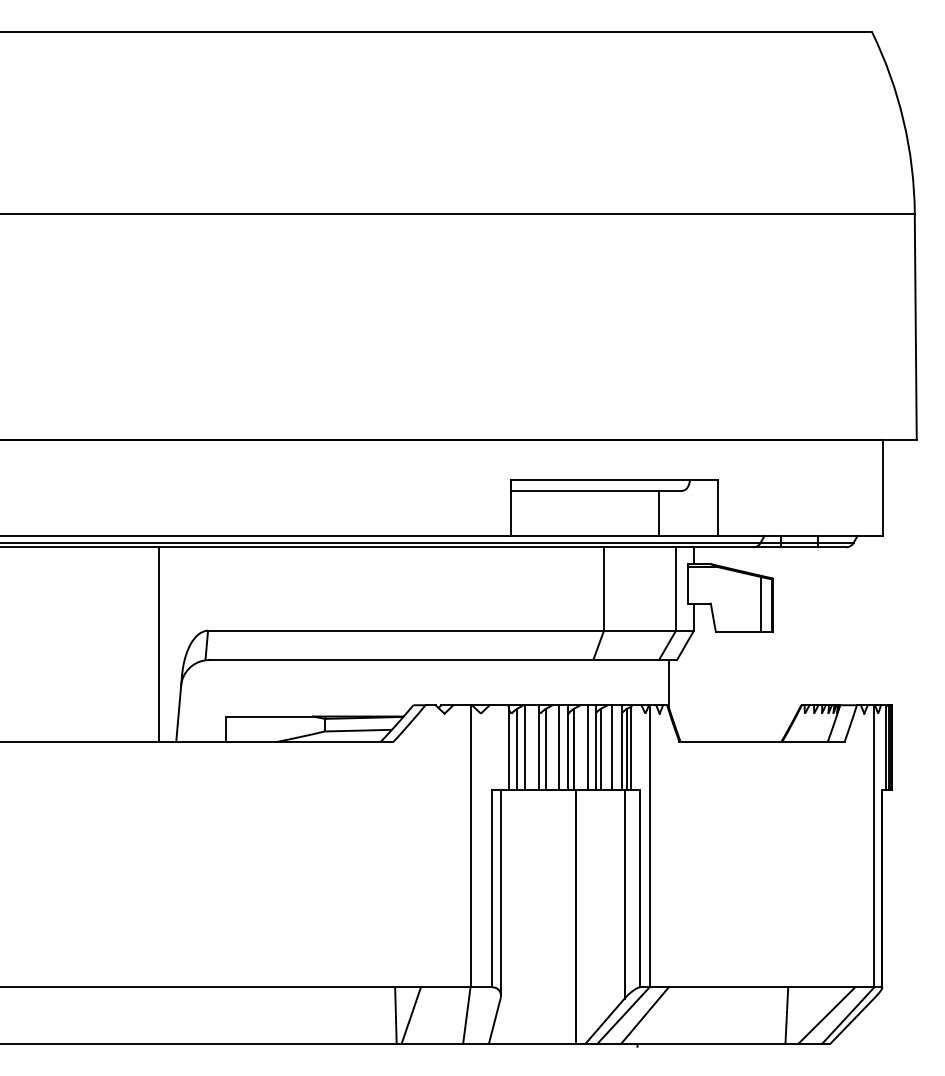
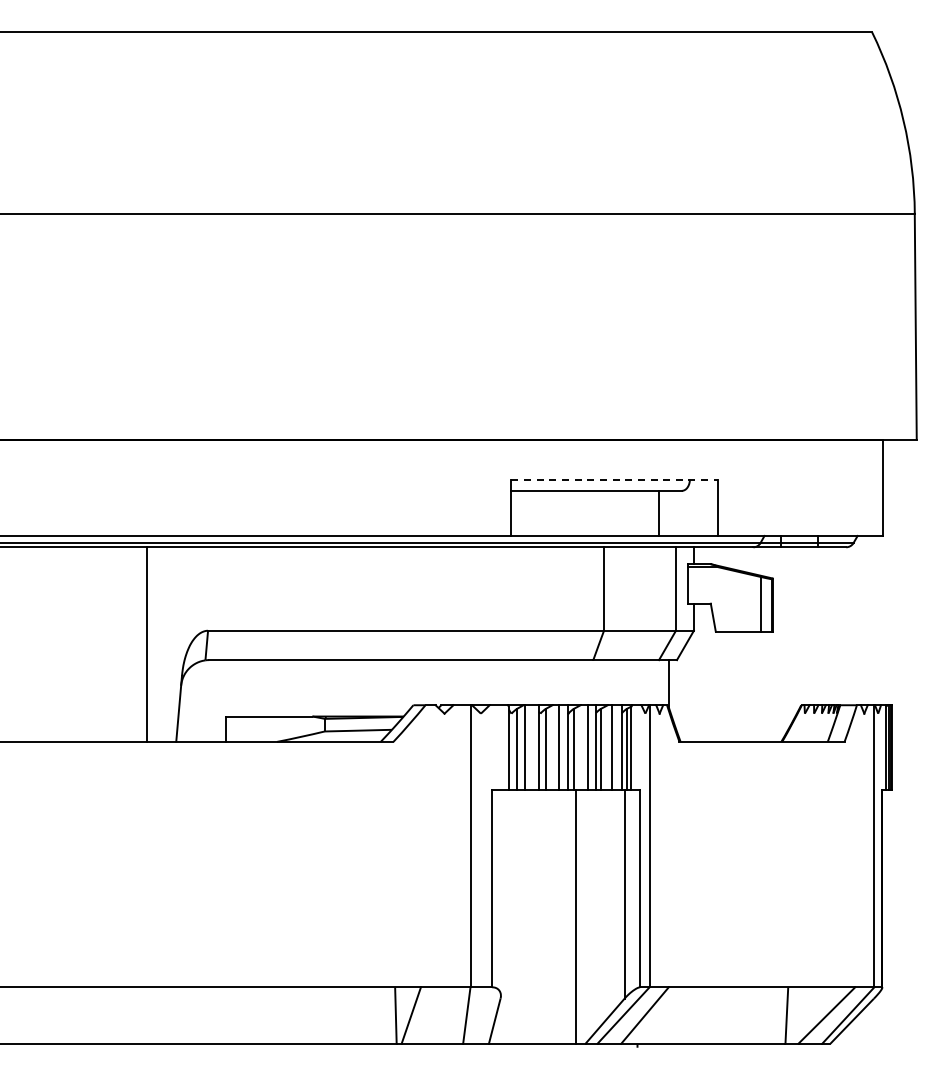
line: solid -> dashed (615, 479)
line position: (159, 644) -> (147, 644) (147, 644)
line: present -> none (500, 892)
